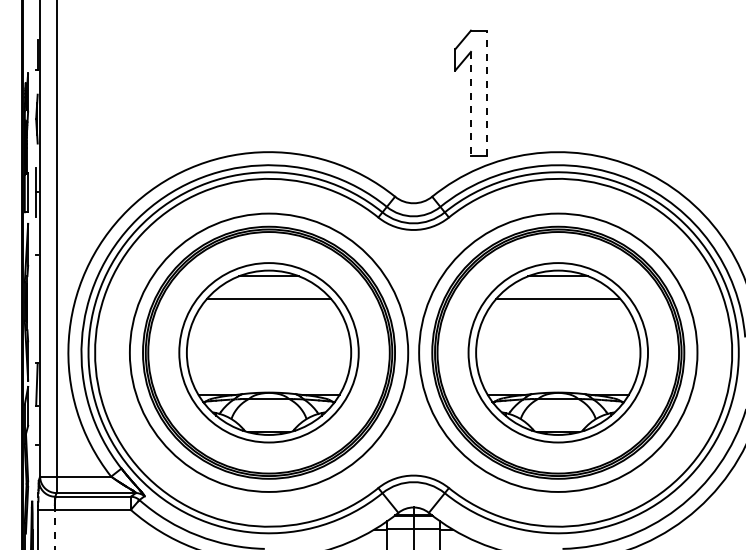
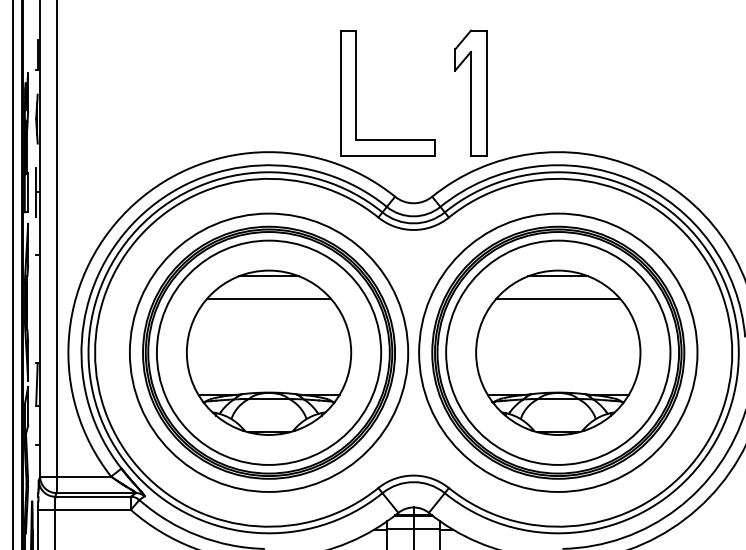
line: dashed -> solid (486, 92)
part: none -> present (356, 93)
line: dashed -> solid (470, 103)
line: none -> present (12, 274)
circle diameter: 179 px -> 224 px (268, 352)
circle diameter: 179 px -> 224 px (558, 352)
line: dashed -> solid (54, 528)
